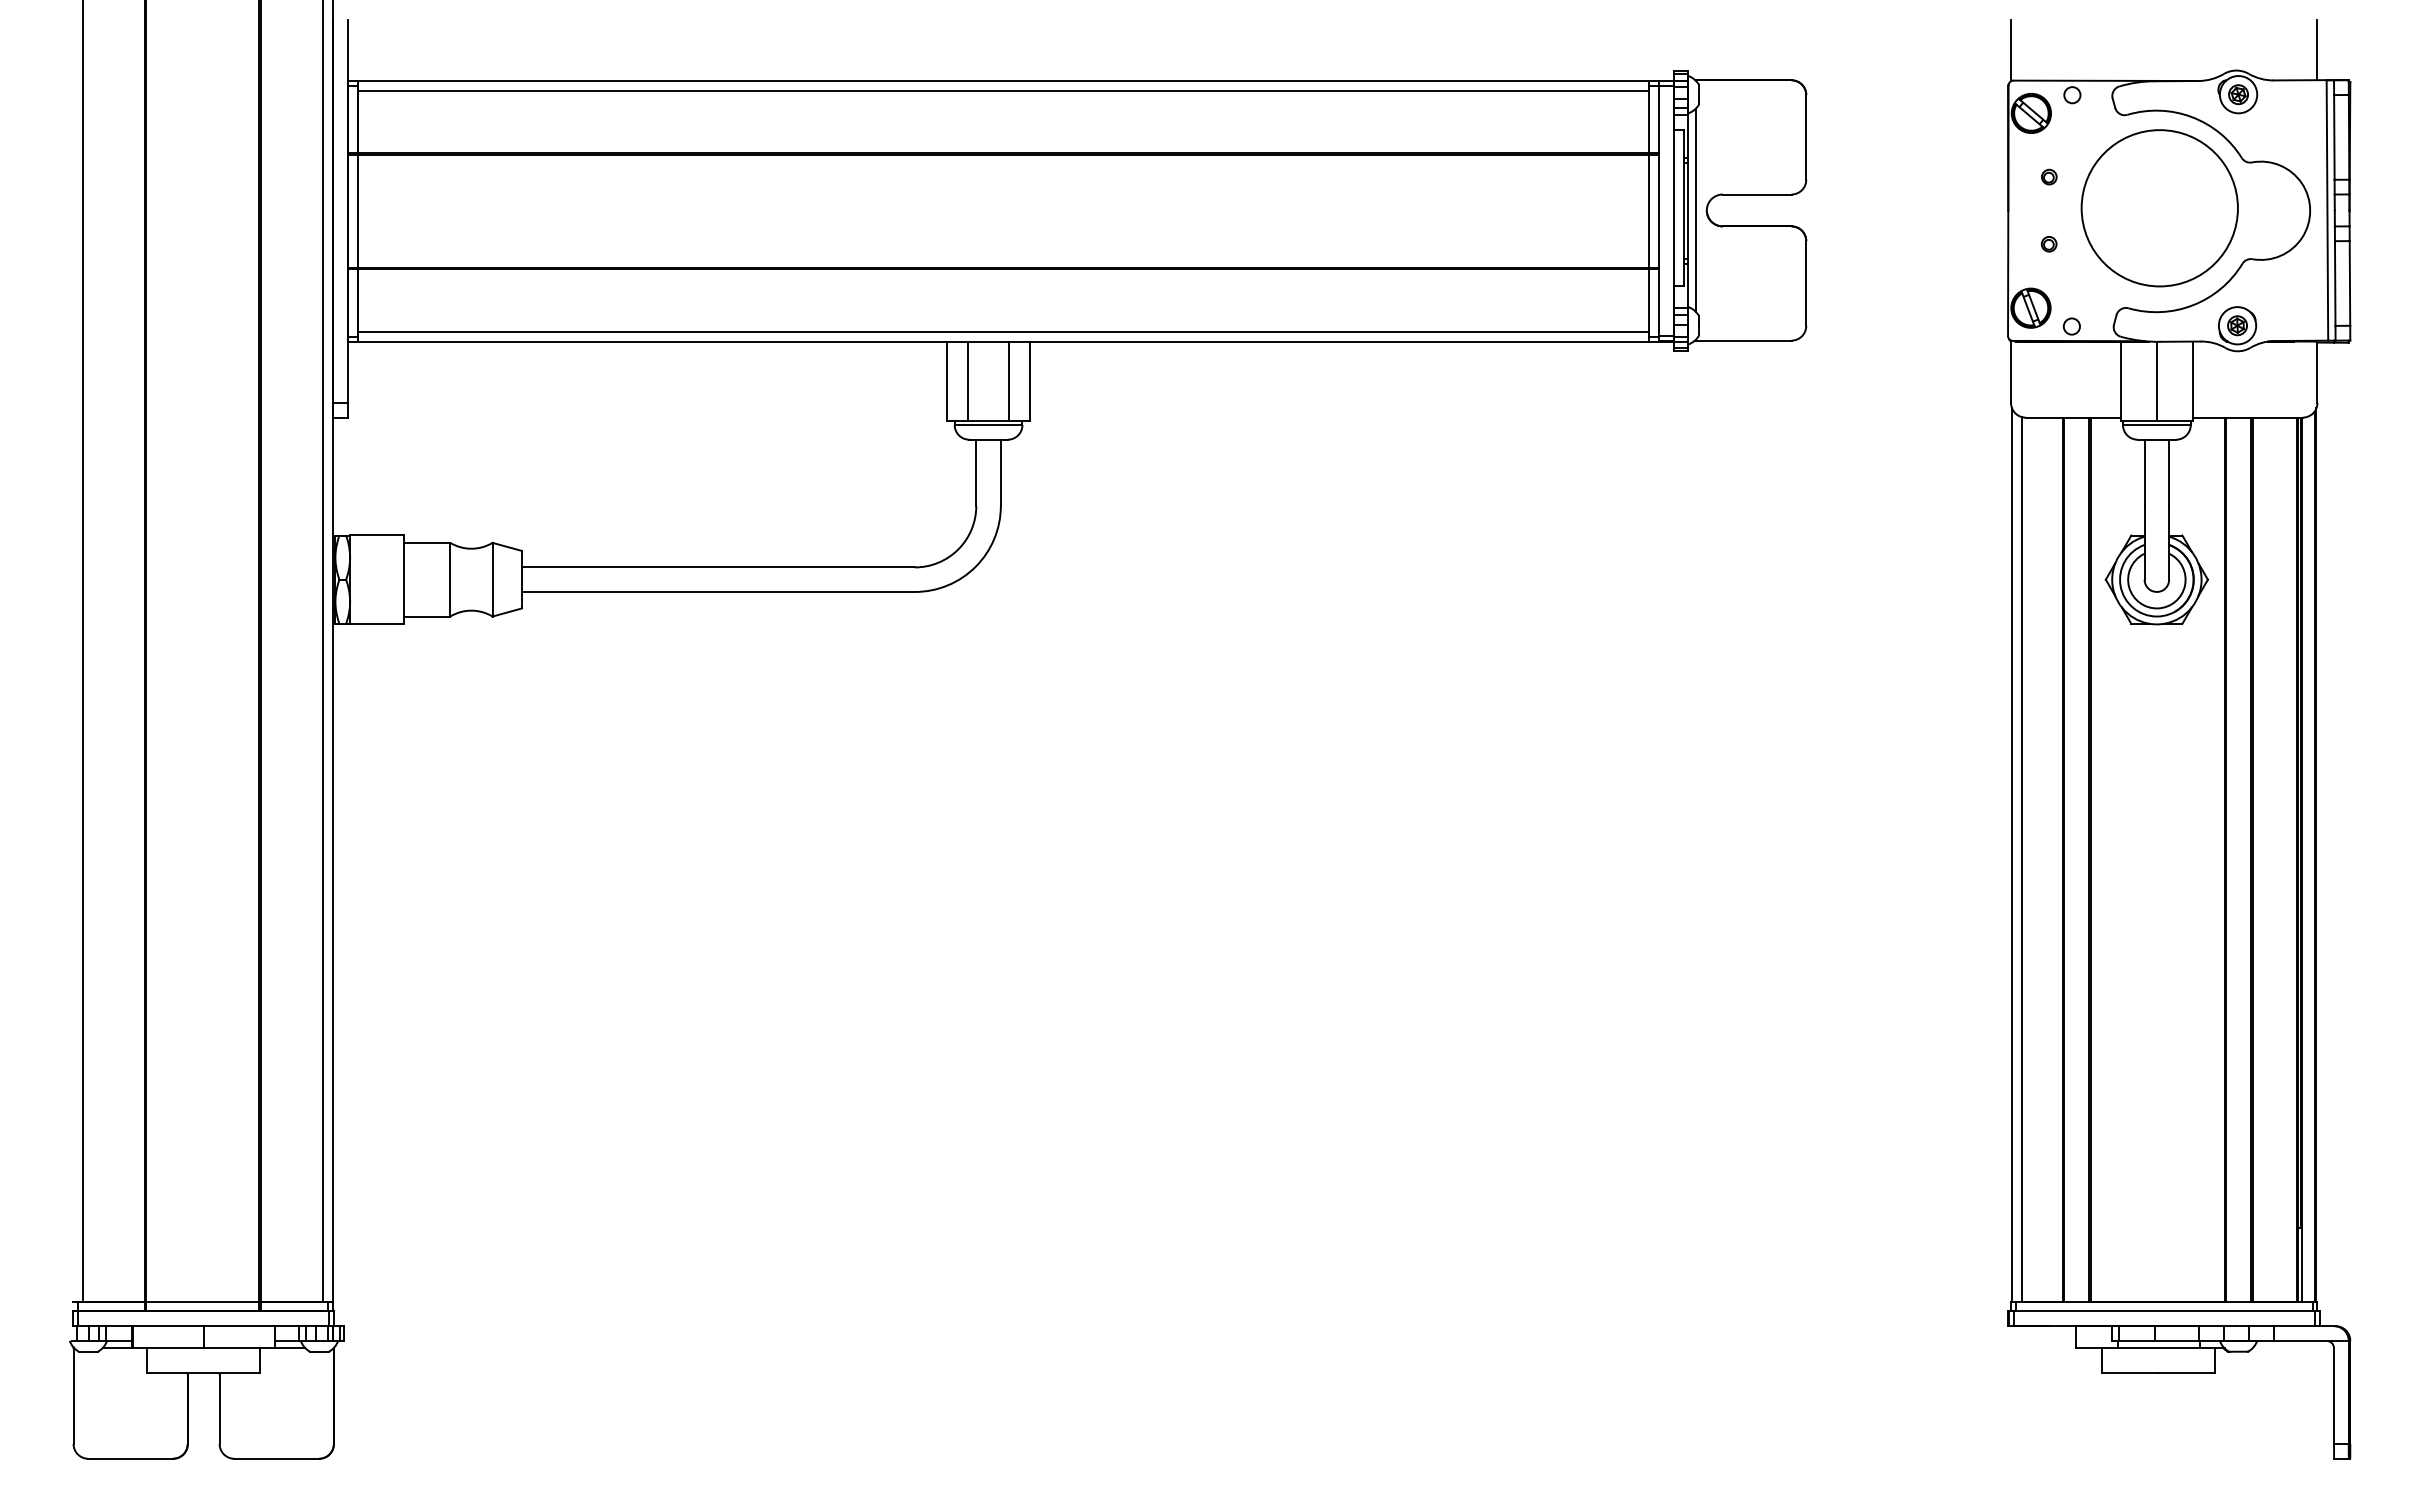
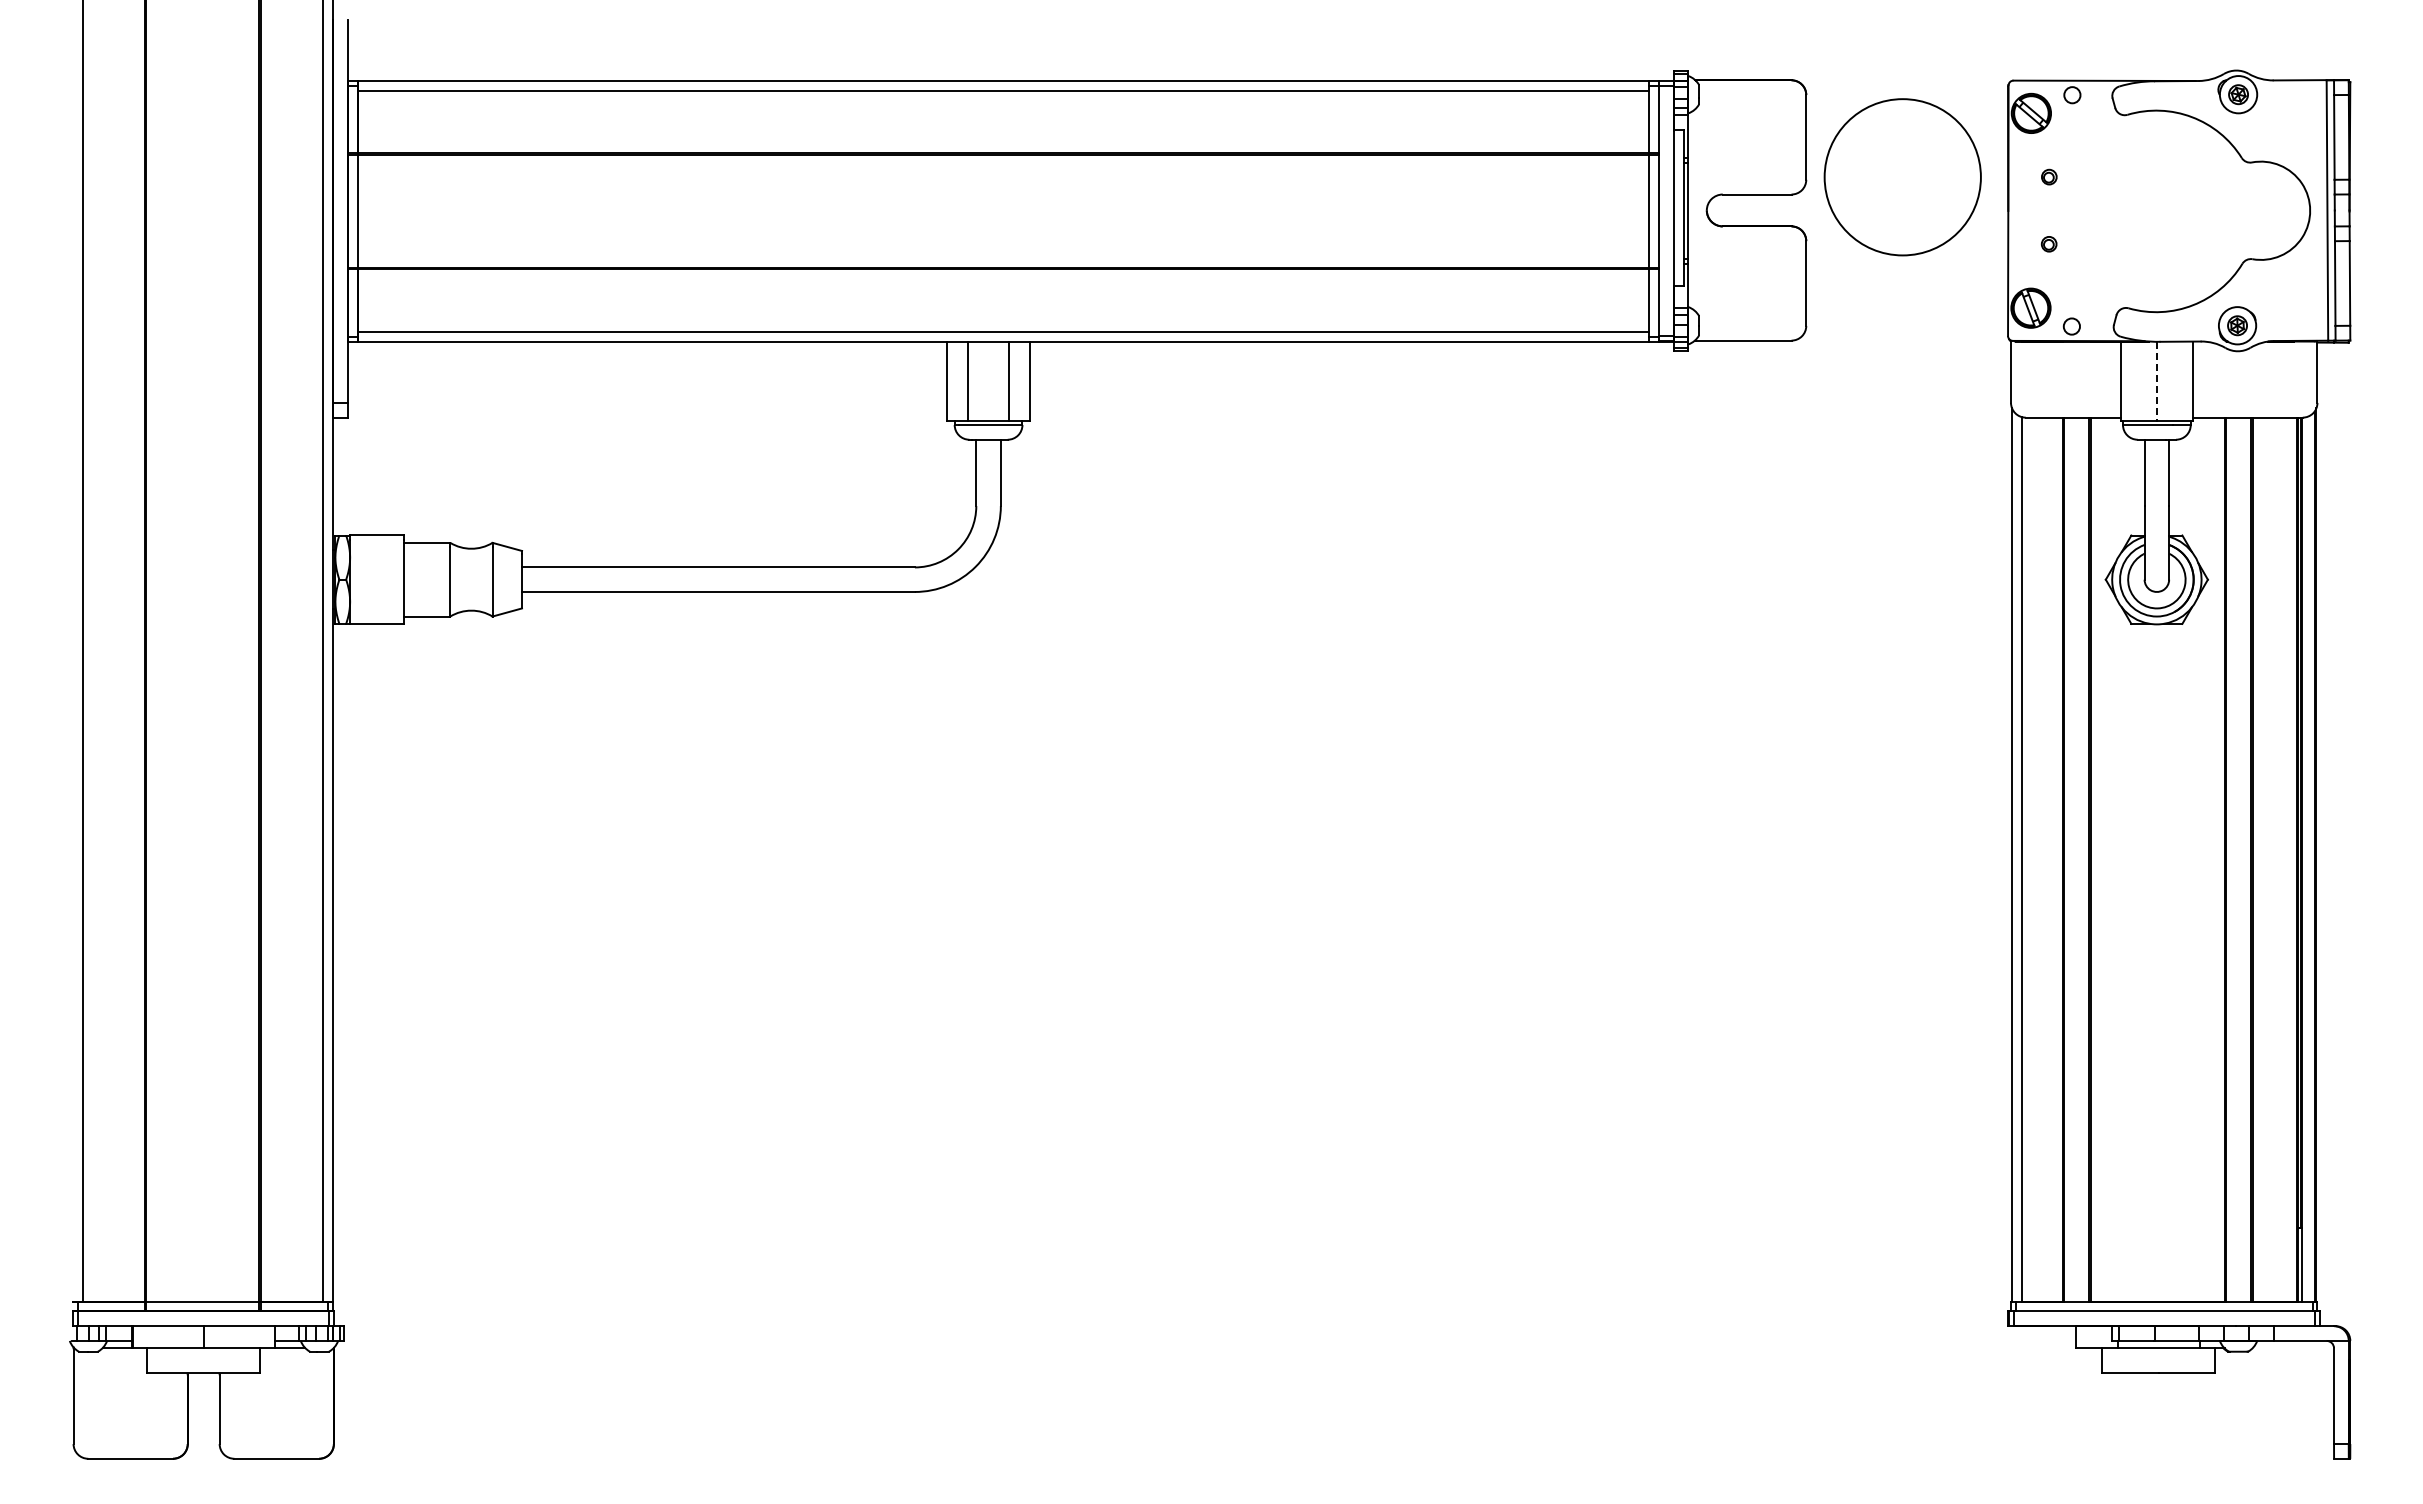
line: present -> none (2317, 49)
line: present -> none (2011, 50)
circle position: (2159, 208) -> (1902, 177) (1902, 177)
line: present -> none (1695, 209)
line: solid -> dashed (2156, 381)
